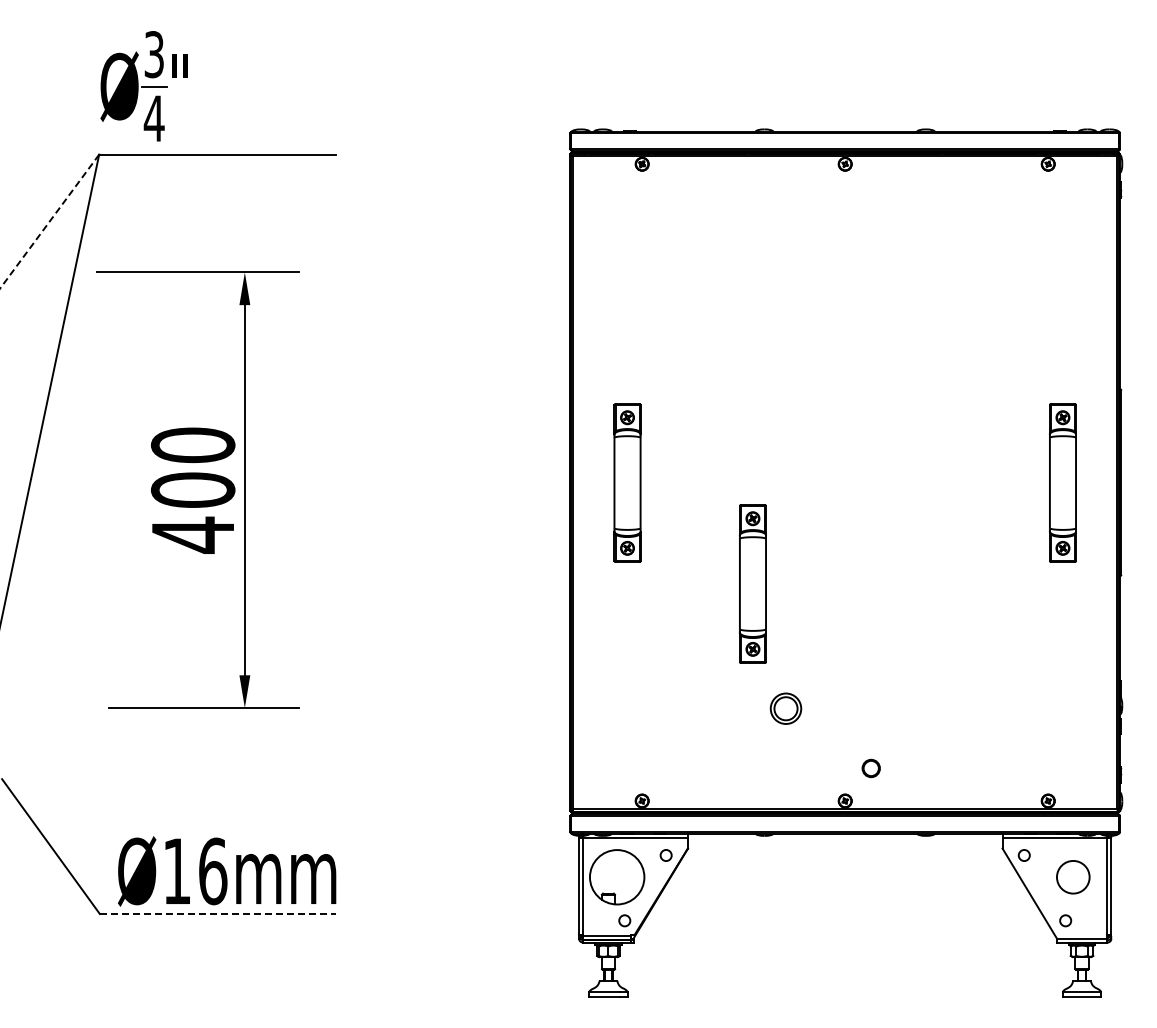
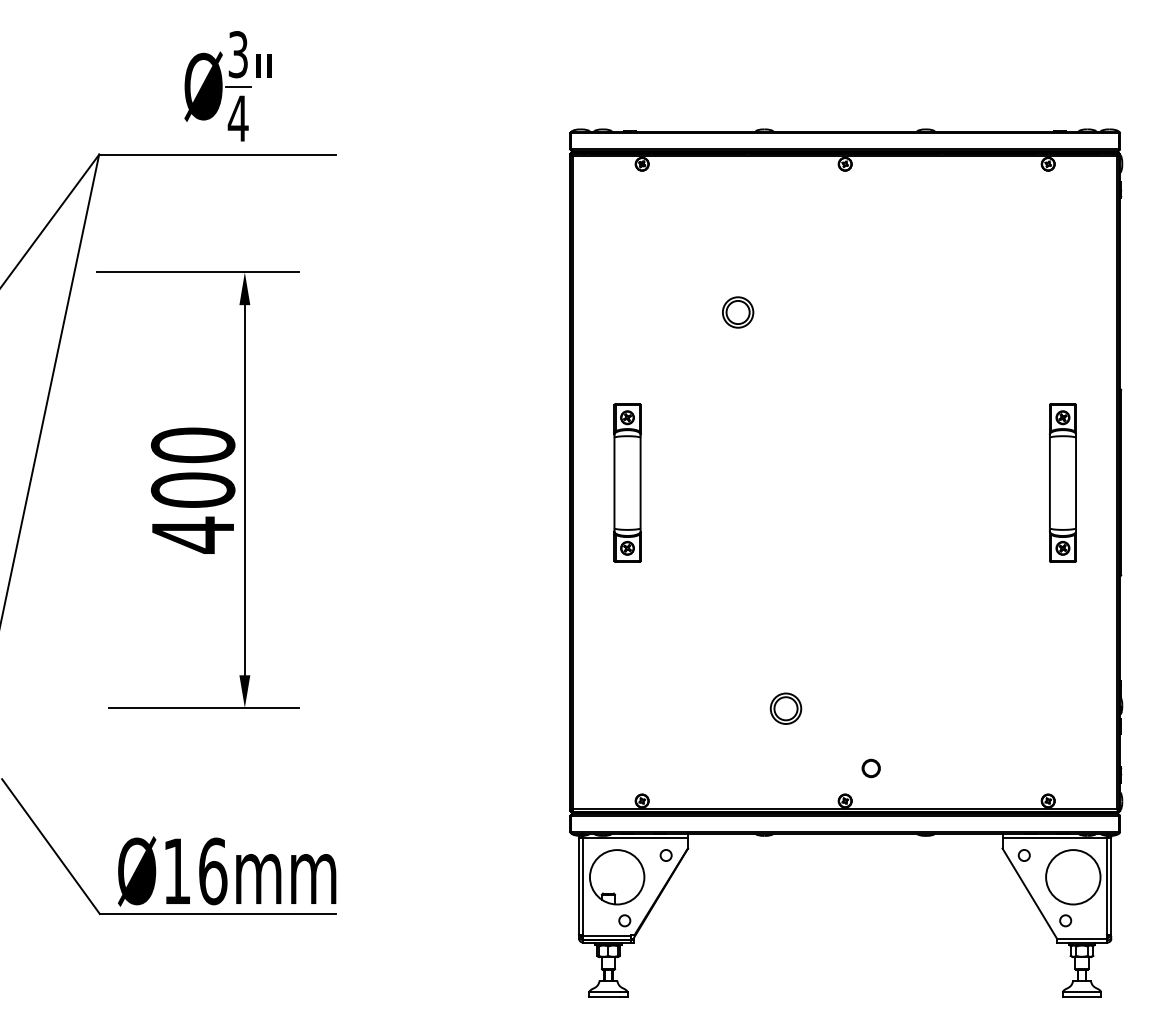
part position: (143, 86) -> (227, 86) (227, 86)
line: dashed -> solid (49, 222)
part: none -> present (738, 312)
part: present -> none (752, 583)
circle diameter: 33 px -> 54 px (1073, 877)
line: dashed -> solid (218, 913)
